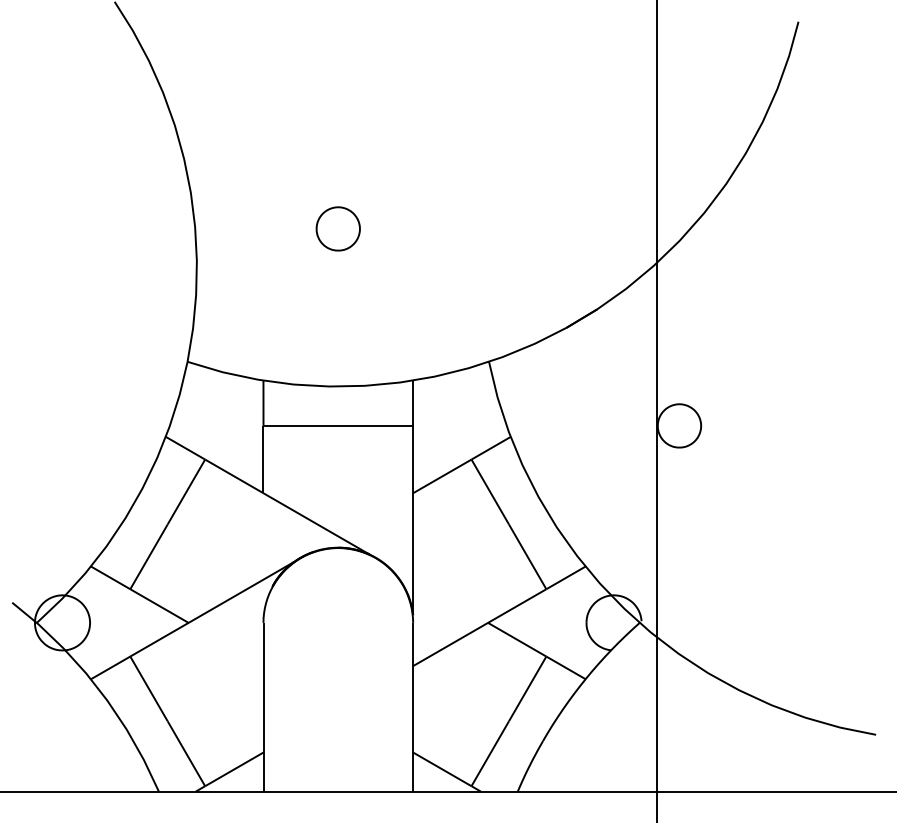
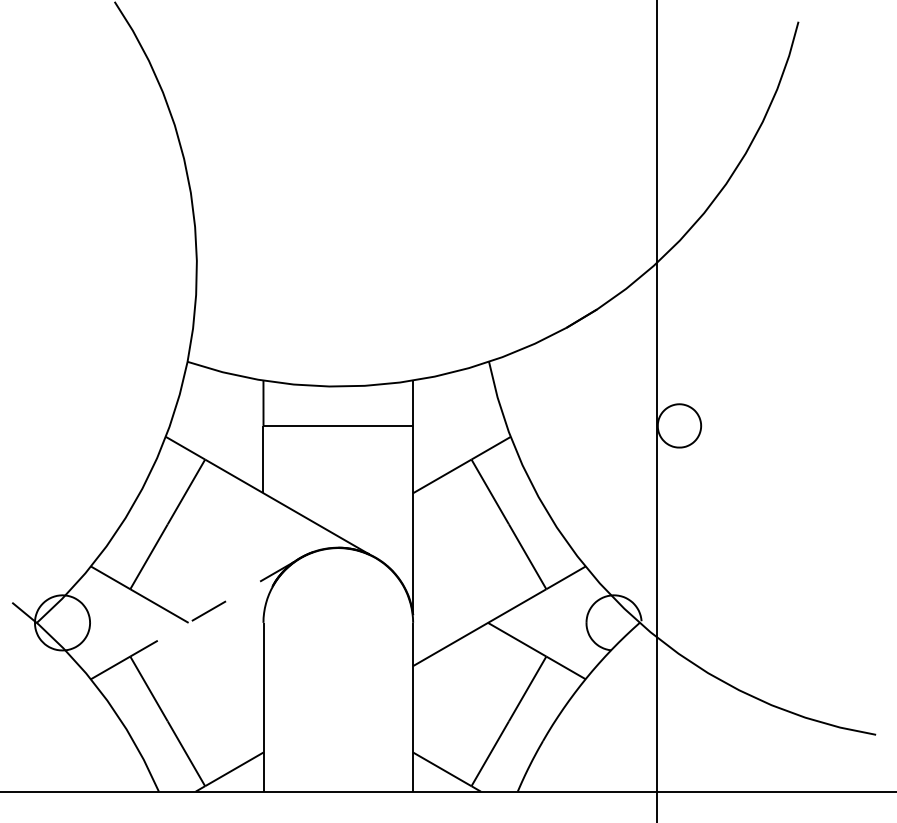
part: present -> none (337, 228)
line: solid -> dashed (212, 609)
